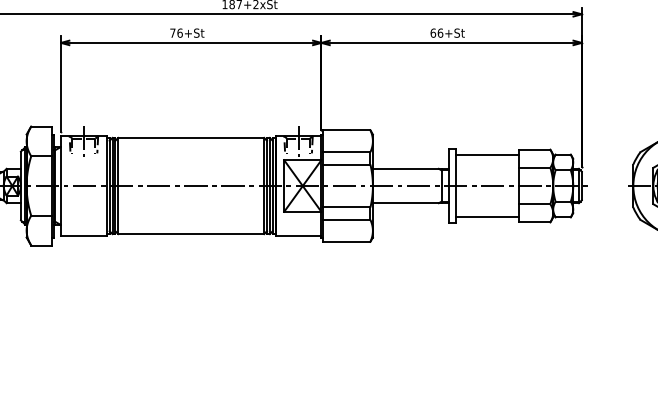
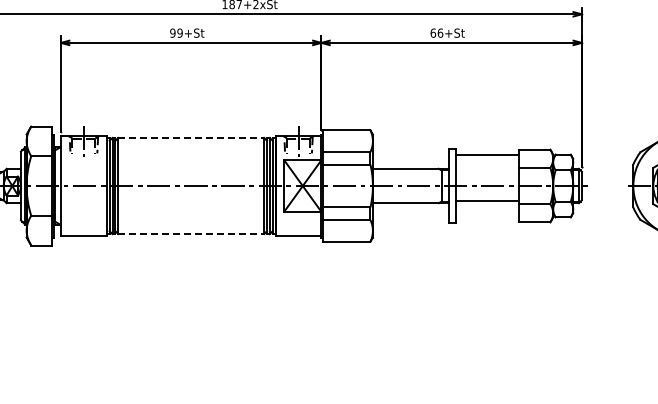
text: 76+St -> 99+St (176, 32)
line: solid -> dashed (191, 137)
line position: (486, 217) -> (486, 201) (486, 201)
line: solid -> dashed (191, 234)
